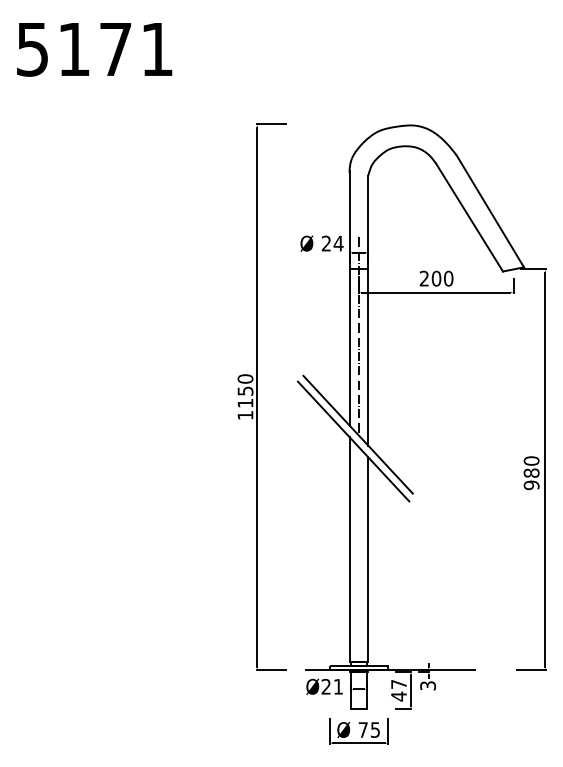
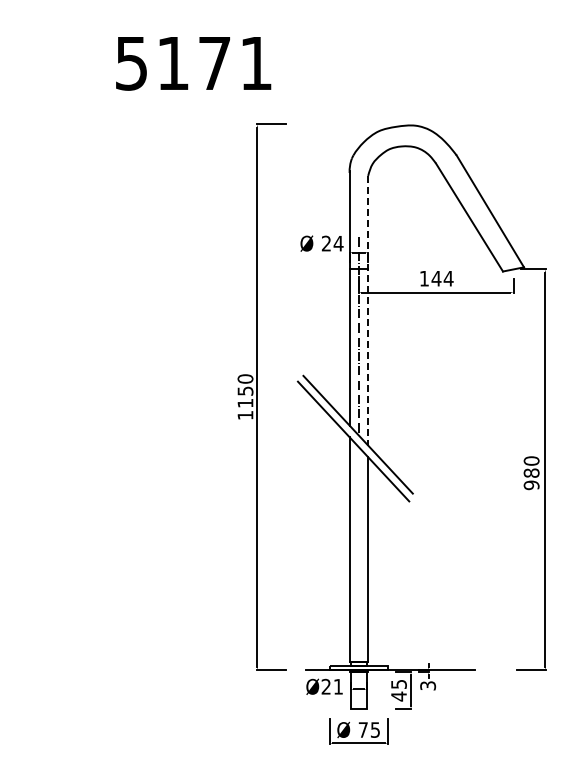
text position: (94, 49) -> (193, 63) (193, 63)
text: 200 -> 144 (436, 278)
line: solid -> dashed (368, 310)
text: 47 -> 45 (398, 684)
